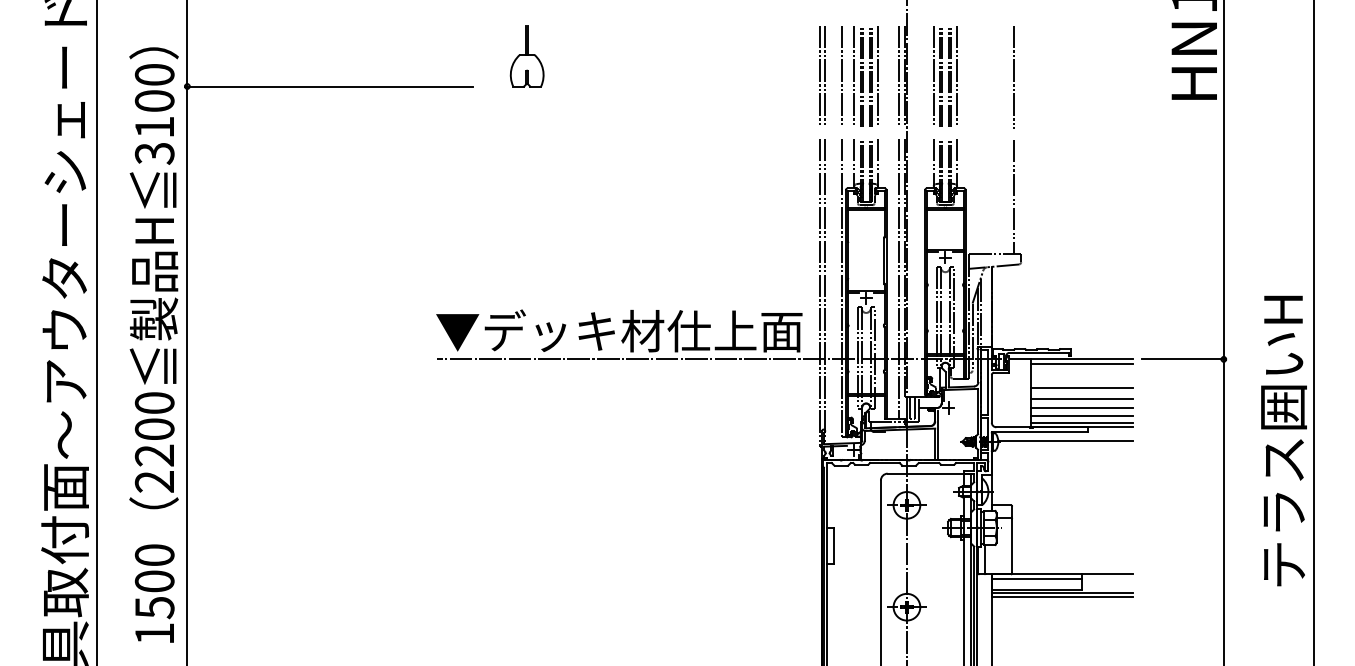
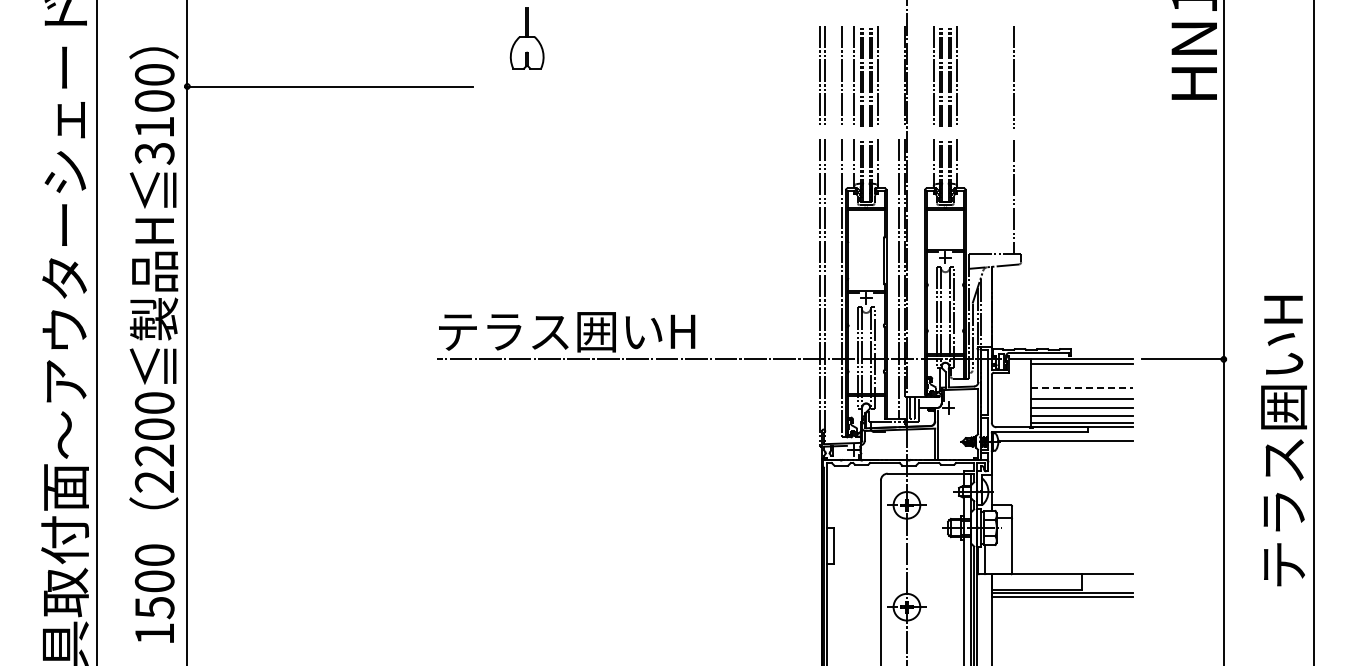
part position: (526, 56) -> (526, 38) (526, 38)
line: present -> none (899, 76)
text: ▼デッキ材仕上面 -> テラス囲いH (619, 330)
line: solid -> dashed (1082, 387)
line: present -> none (1036, 578)
